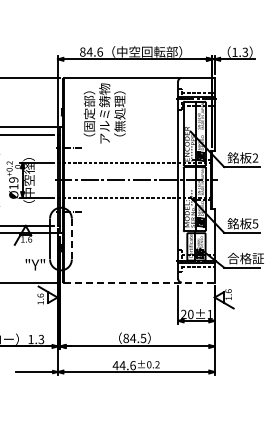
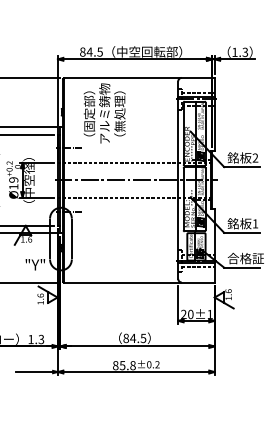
text: 84.6 -> 84.5 (99, 51)
text: 5 -> 1 (255, 223)
line: dashed -> solid (71, 239)
line: dashed -> solid (139, 282)
text: 44.6 -> 85.8 (123, 365)
